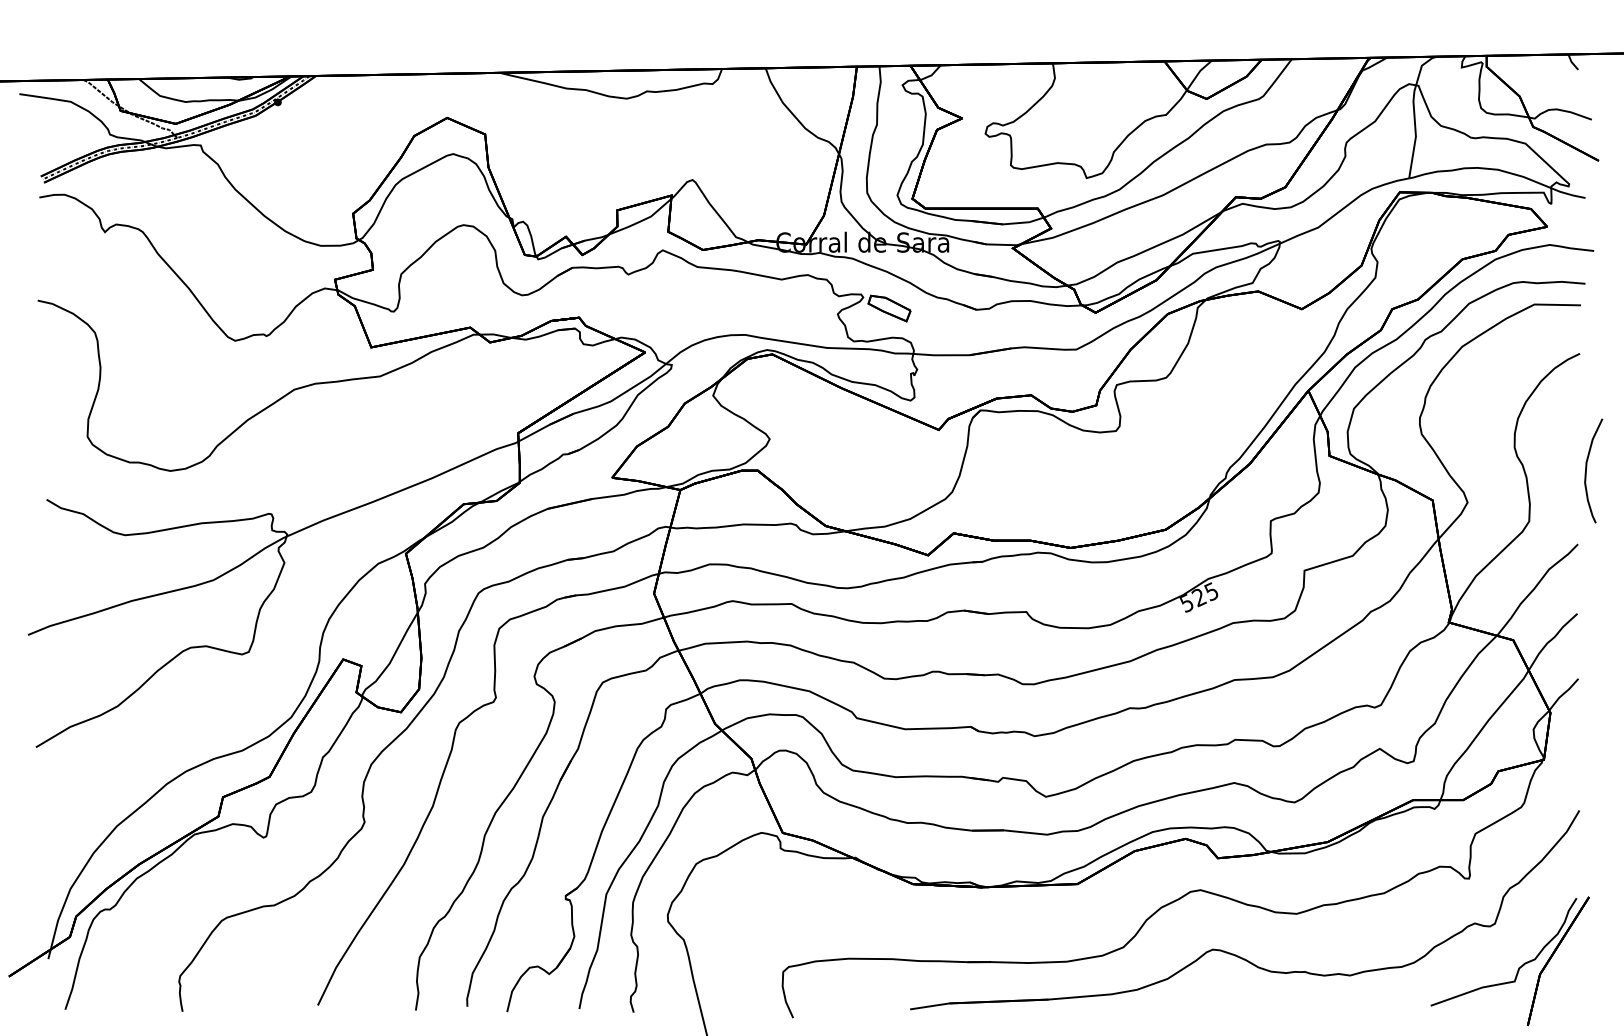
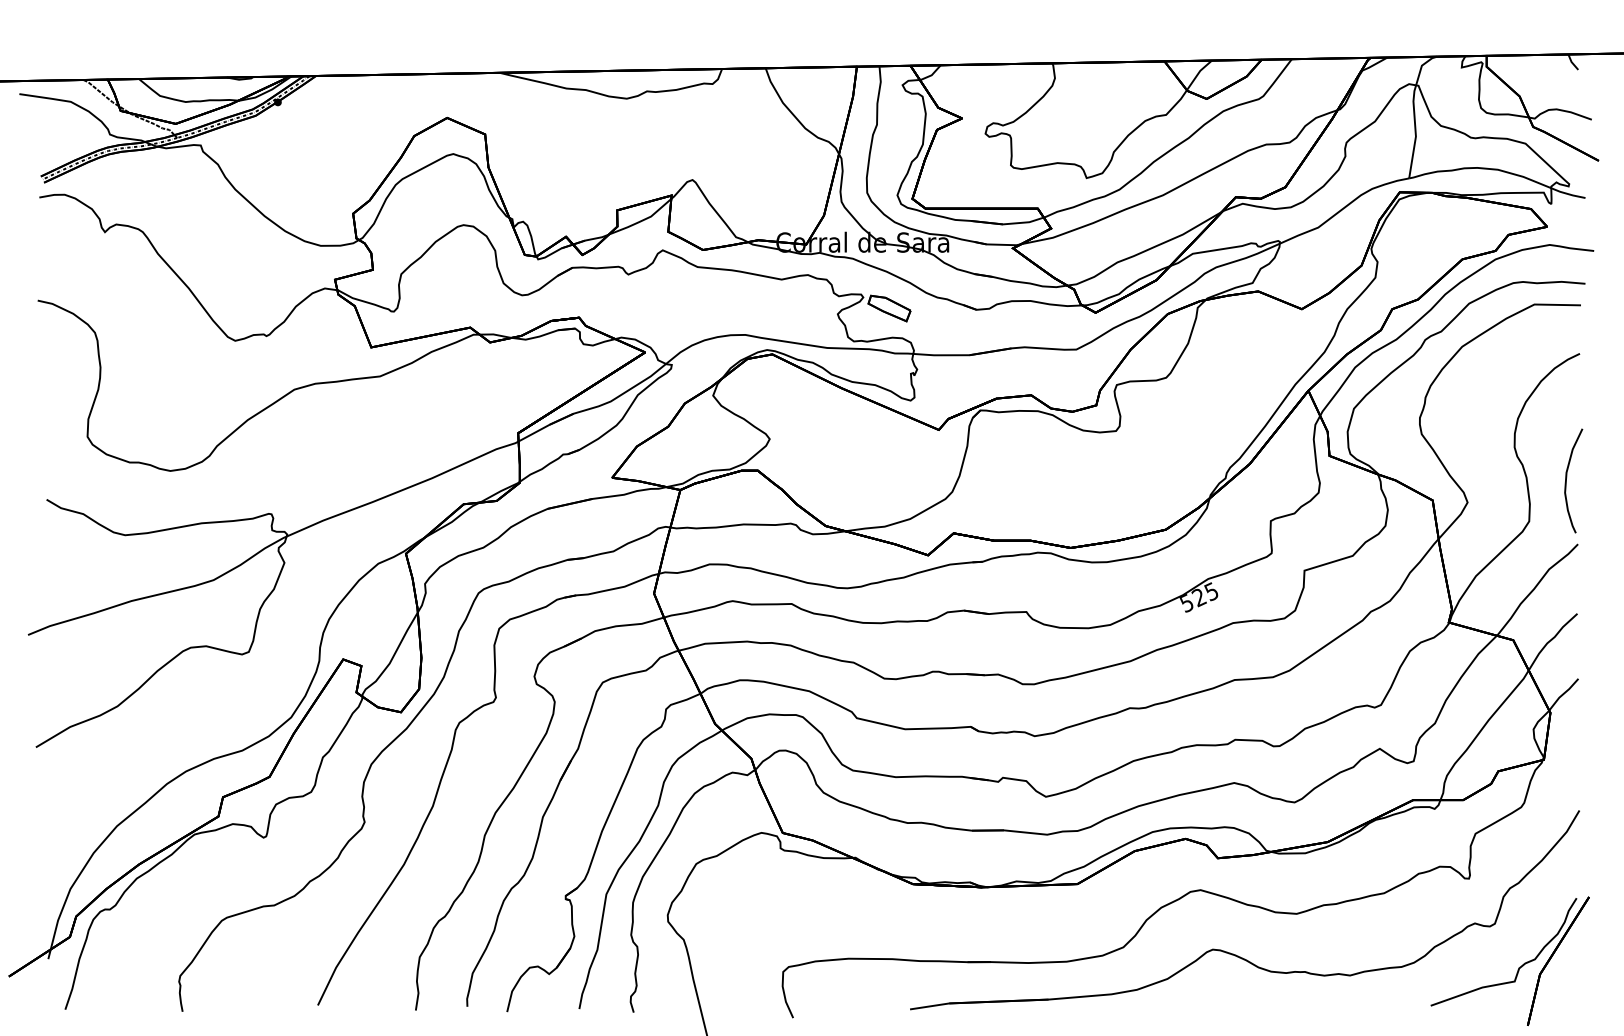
curve position: (1587, 467) -> (1567, 477) (1567, 477)
